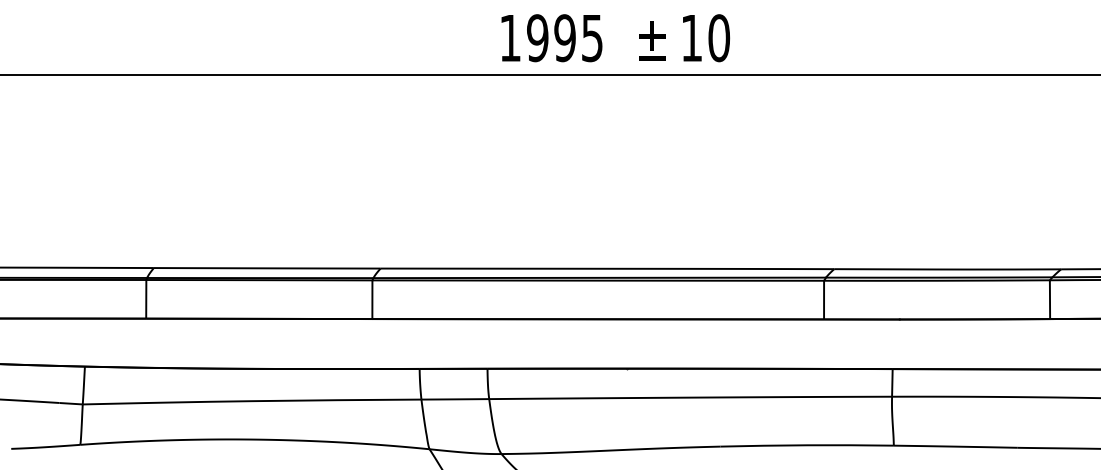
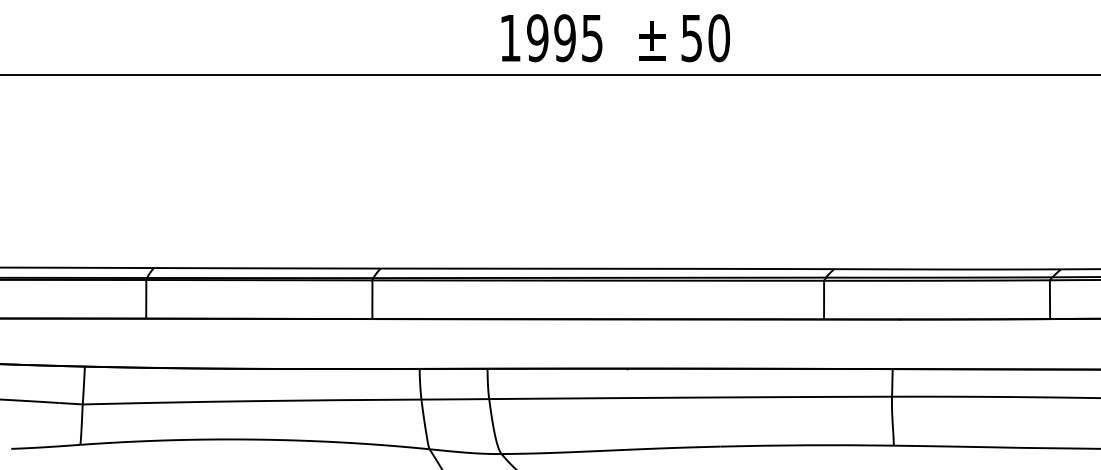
text: 10 -> 50 (691, 38)
